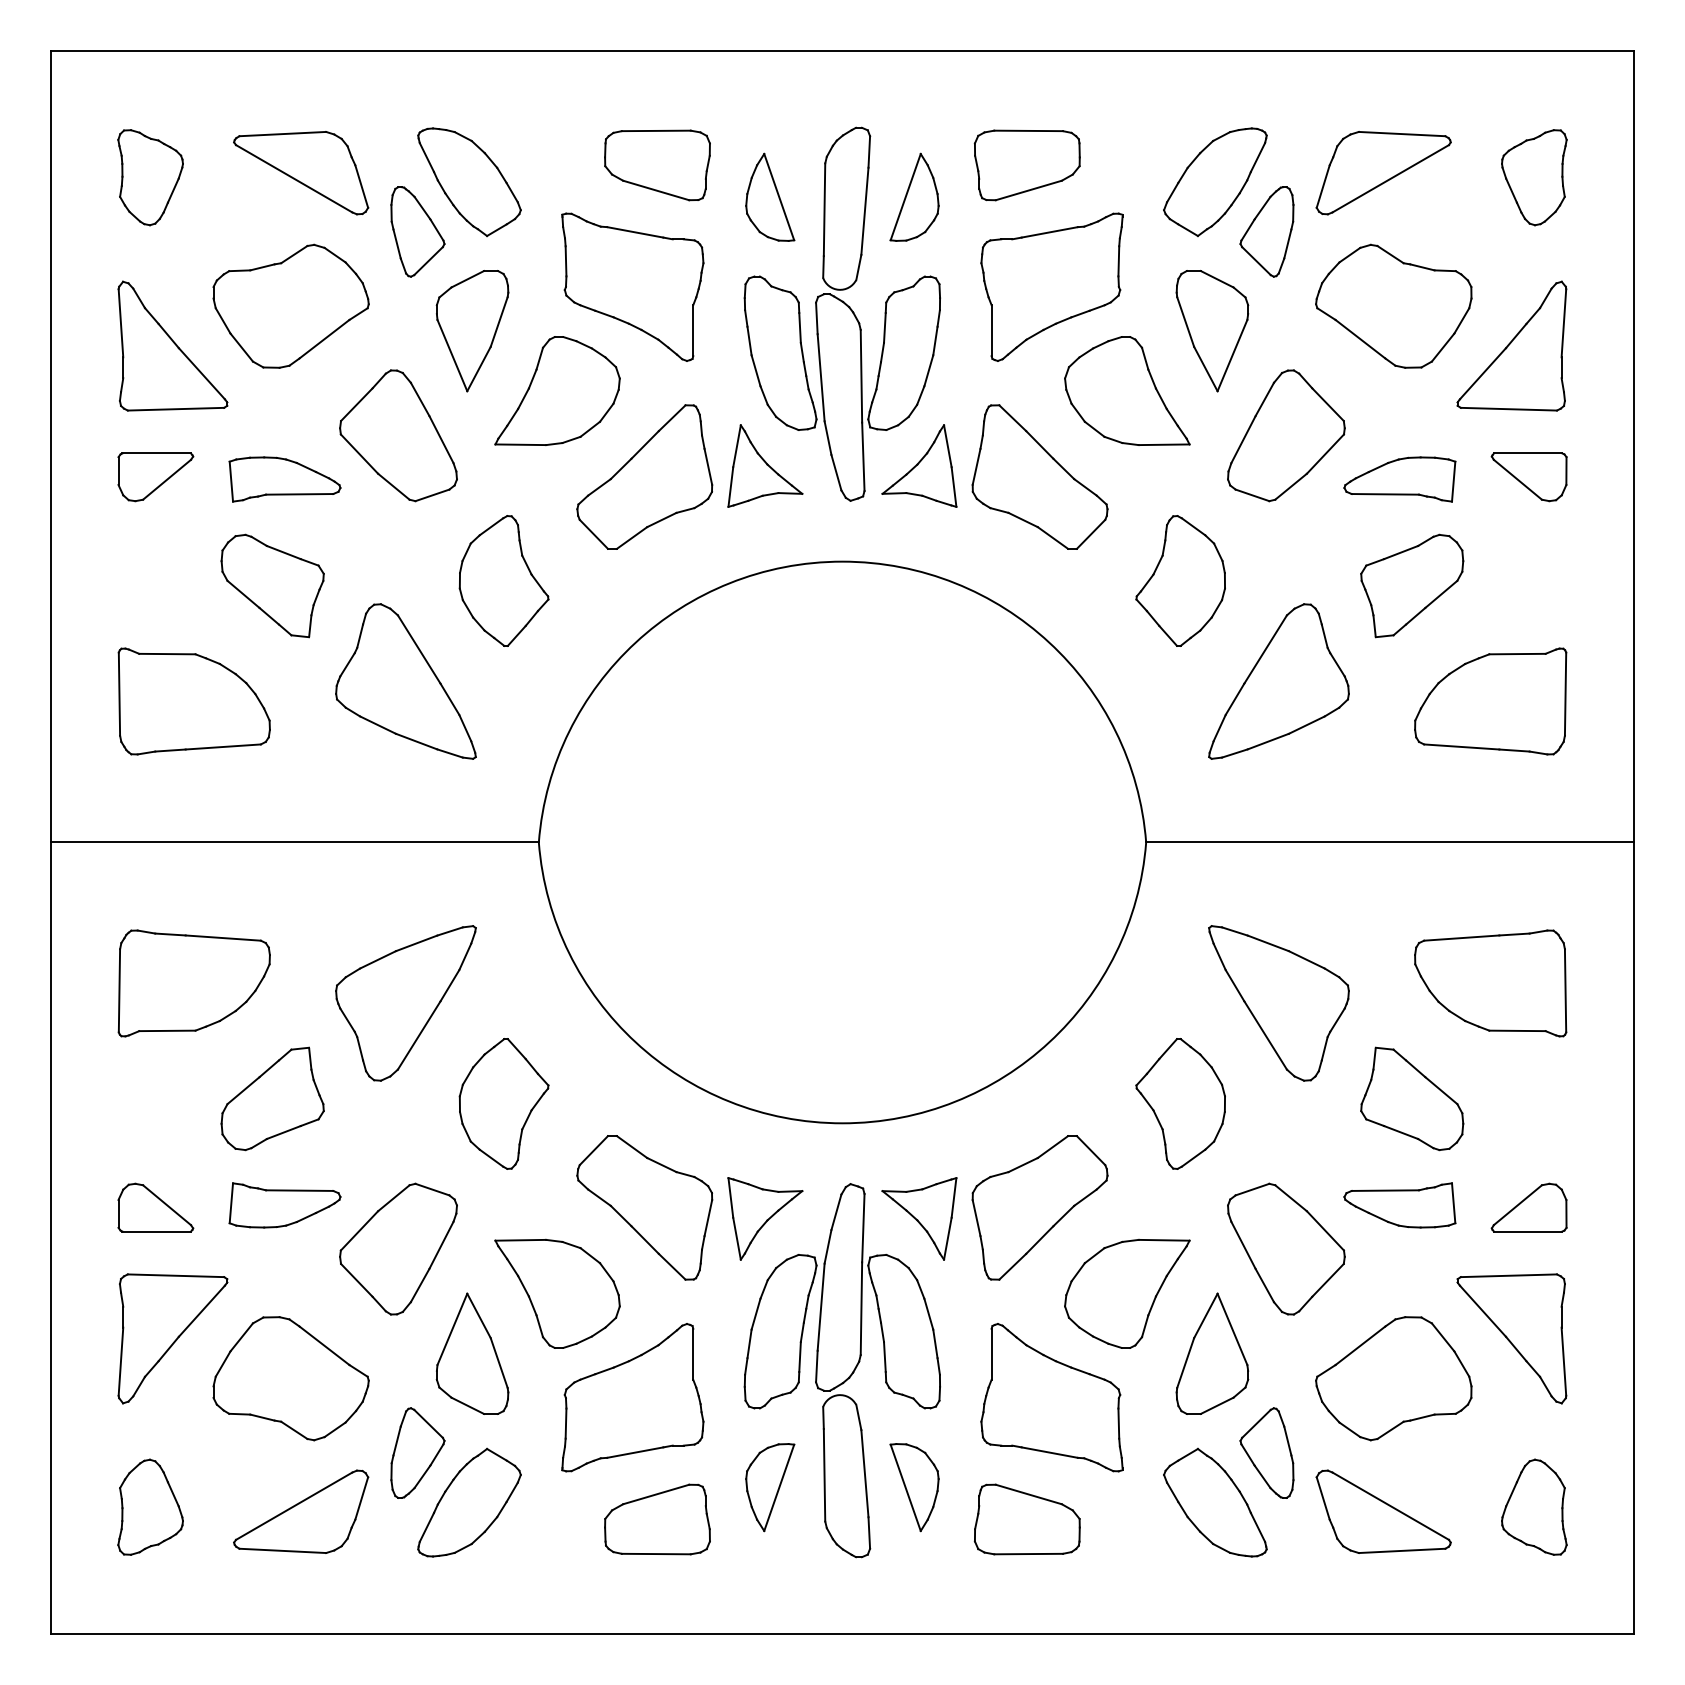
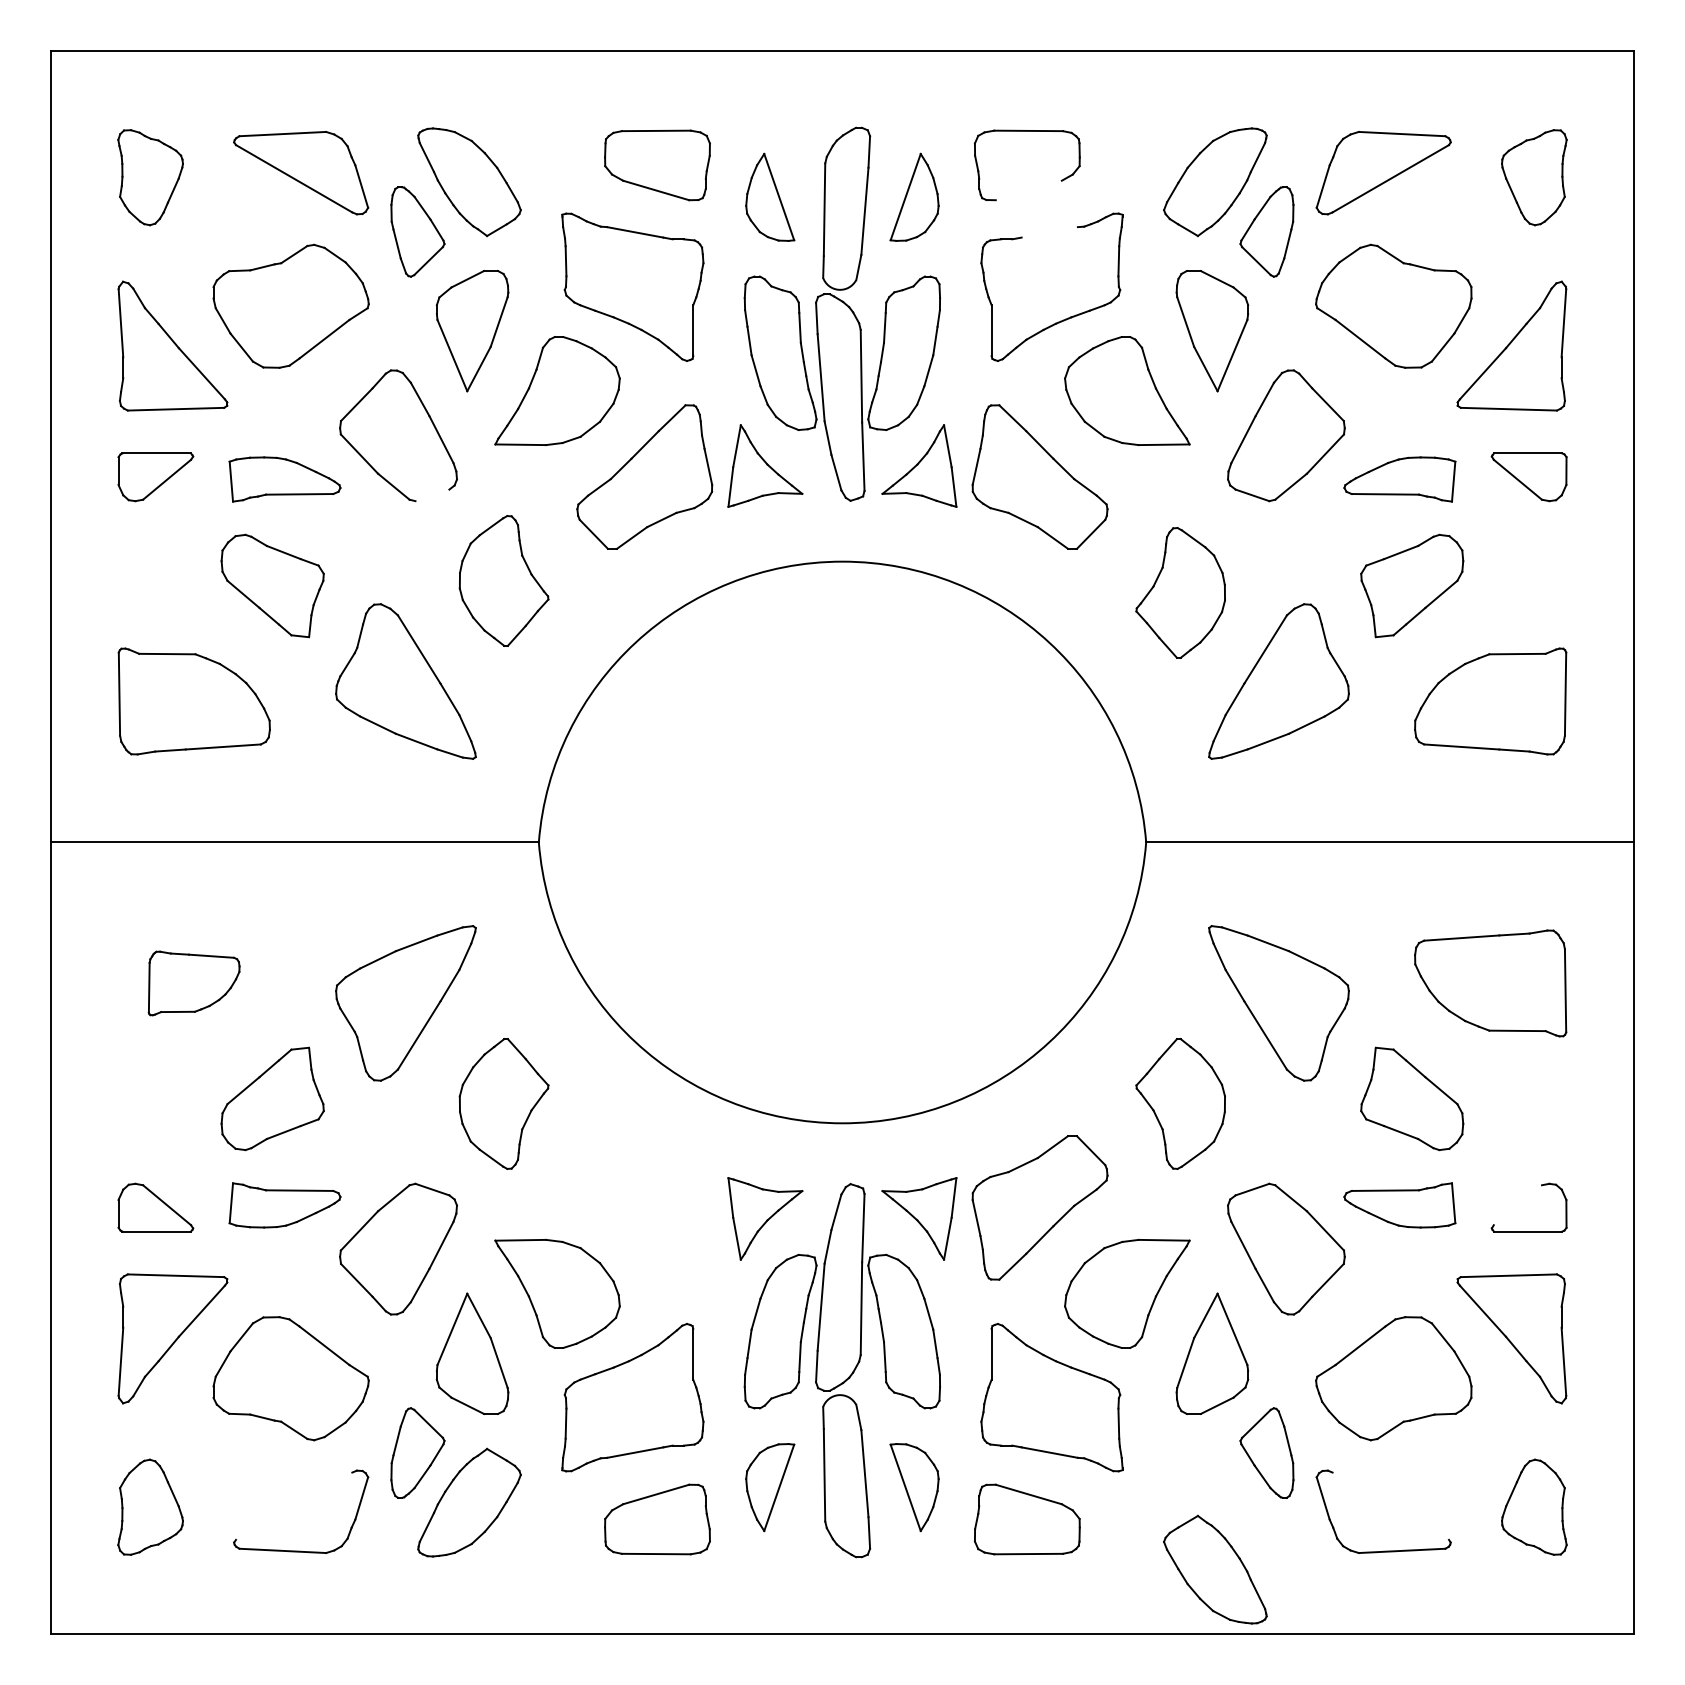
line: present -> none (1028, 190)
line: present -> none (1049, 232)
line: present -> none (432, 495)
part position: (1180, 580) -> (1180, 592) (1180, 592)
part size: 154x109 px -> 94x67 px (193, 983)
line: present -> none (1517, 1205)
part: present -> none (644, 1207)
part position: (1215, 1502) -> (1215, 1569) (1215, 1569)
line: present -> none (294, 1505)
line: present -> none (1390, 1505)
